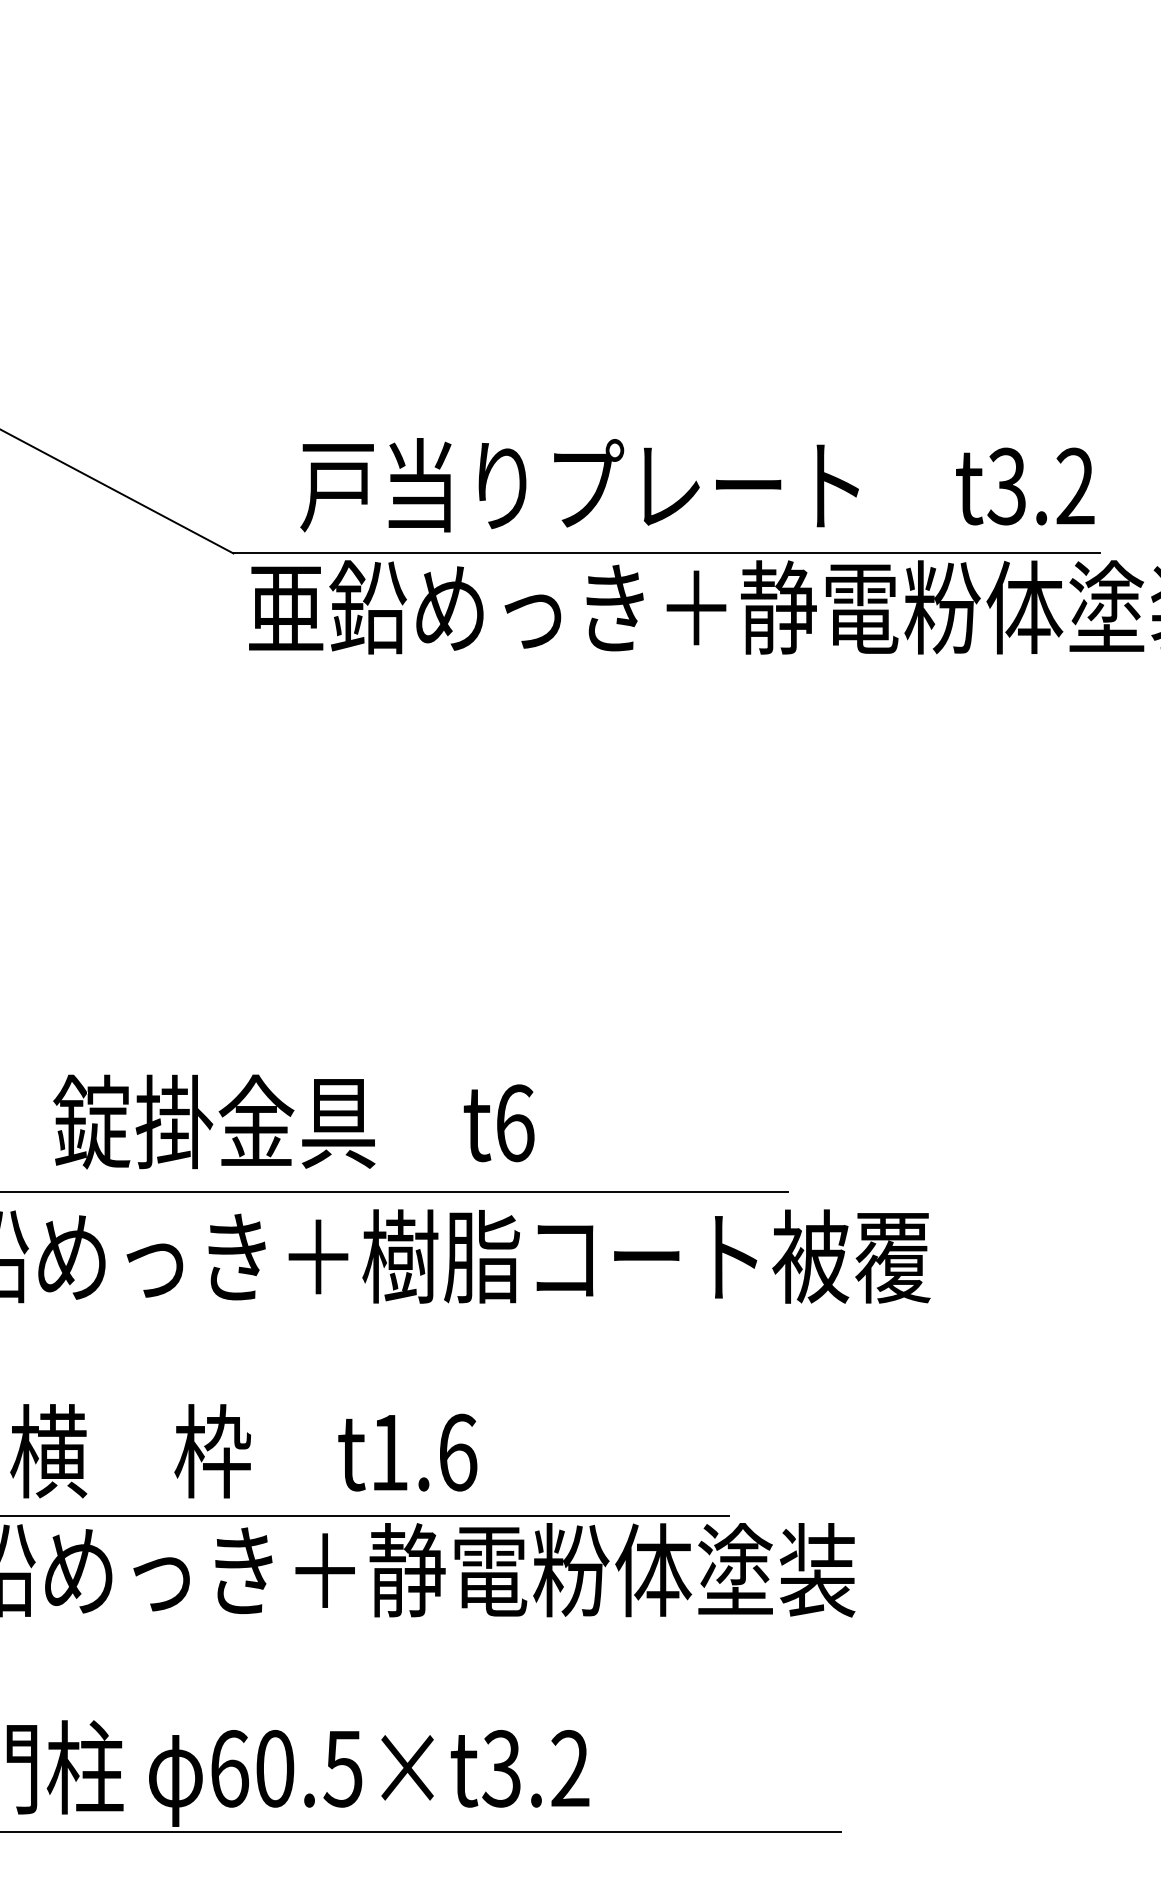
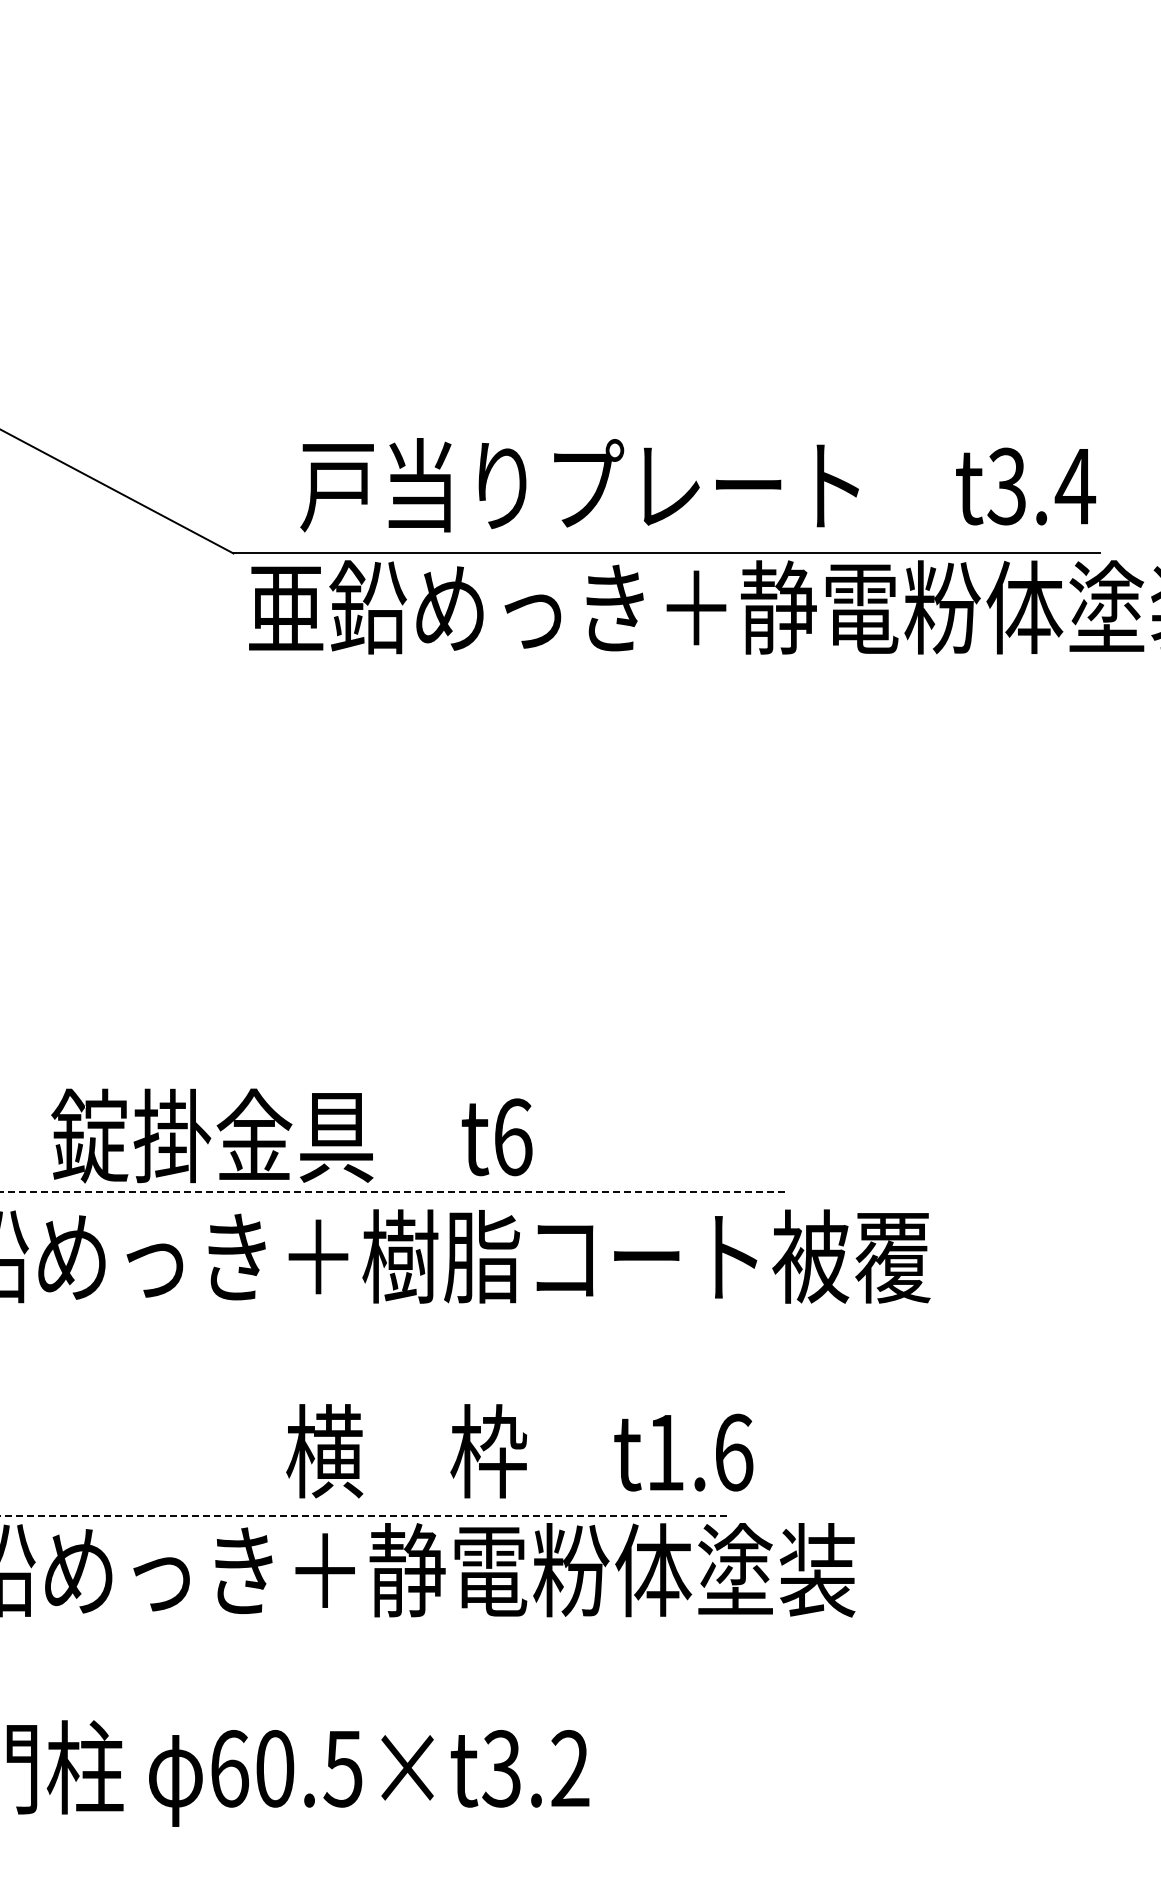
text: t3.2 -> t3.4 (1075, 485)
text position: (293, 1121) -> (291, 1135) (291, 1135)
line: solid -> dashed (394, 1191)
text position: (243, 1451) -> (519, 1451) (519, 1451)
line: solid -> dashed (365, 1516)
line: present -> none (421, 1832)
